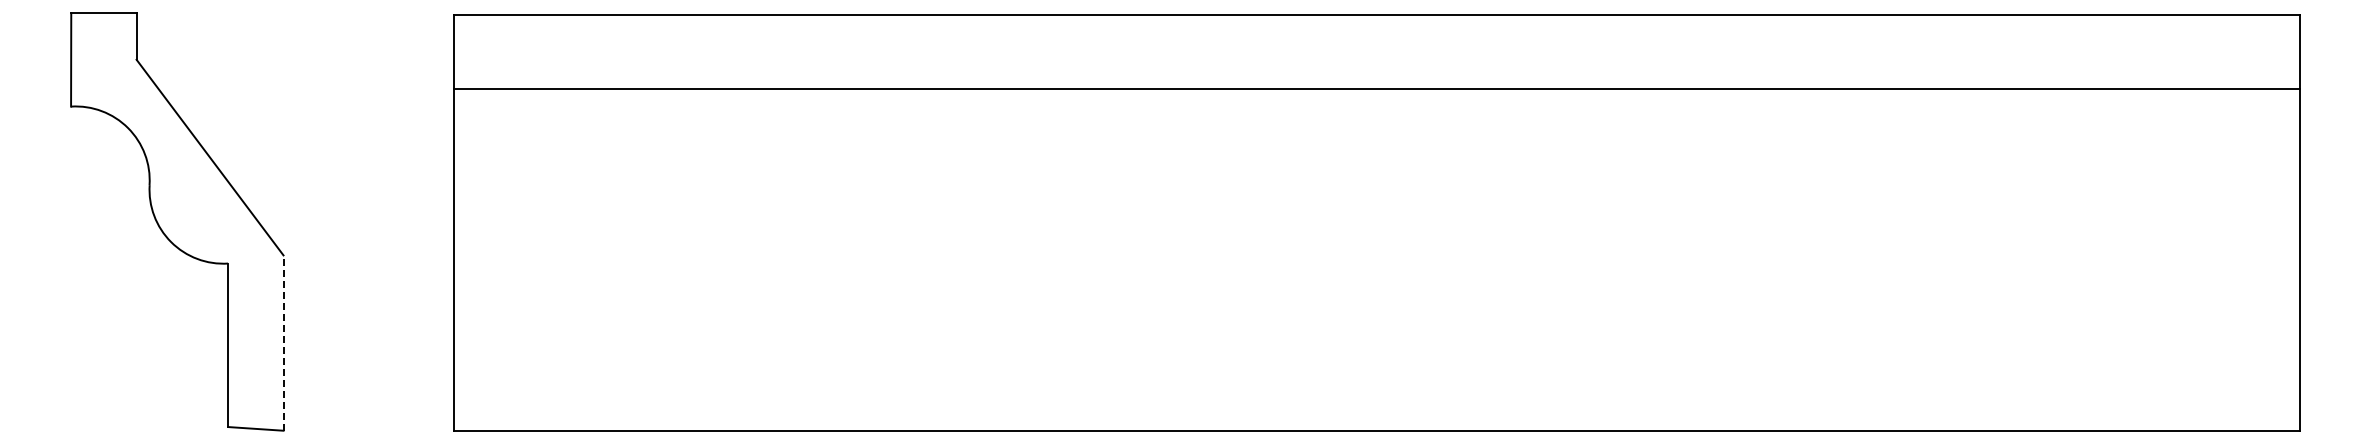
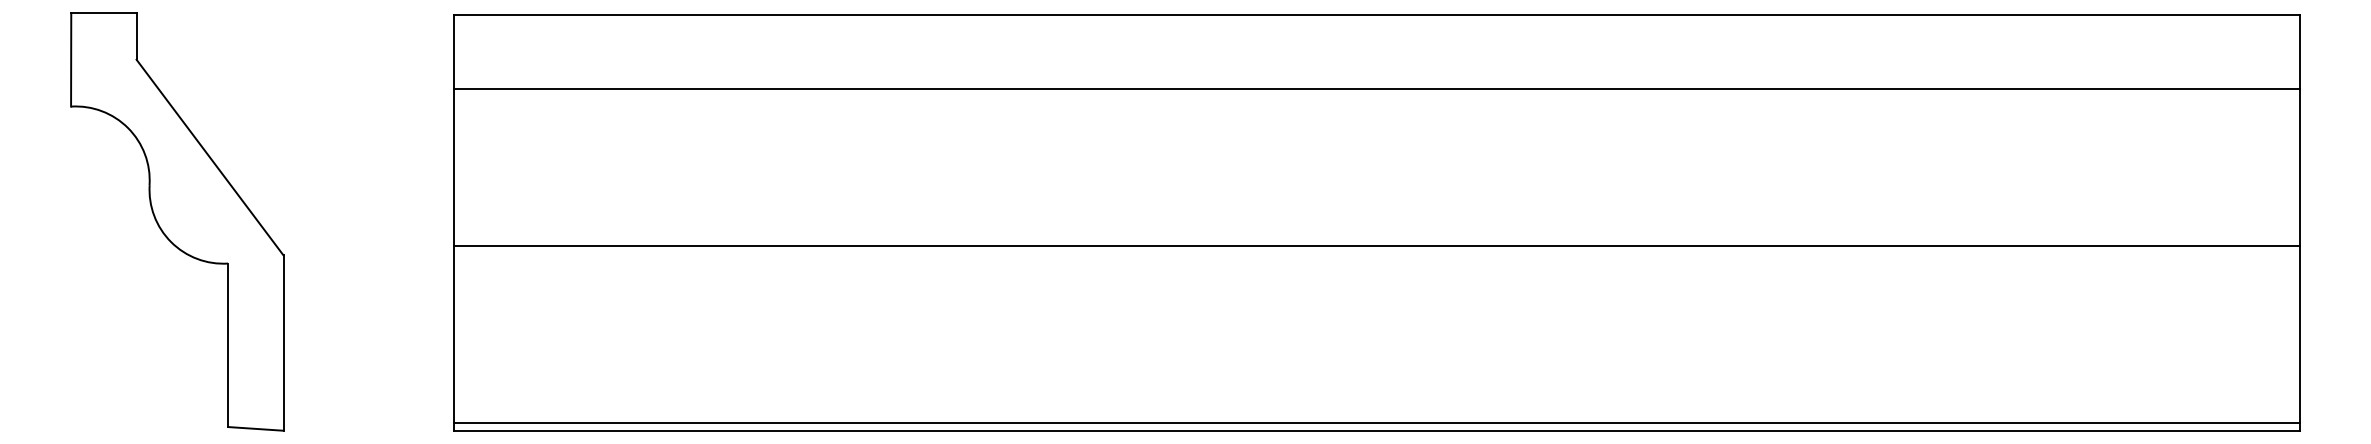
line: none -> present (1376, 246)
line: dashed -> solid (283, 343)
line: none -> present (1376, 423)
